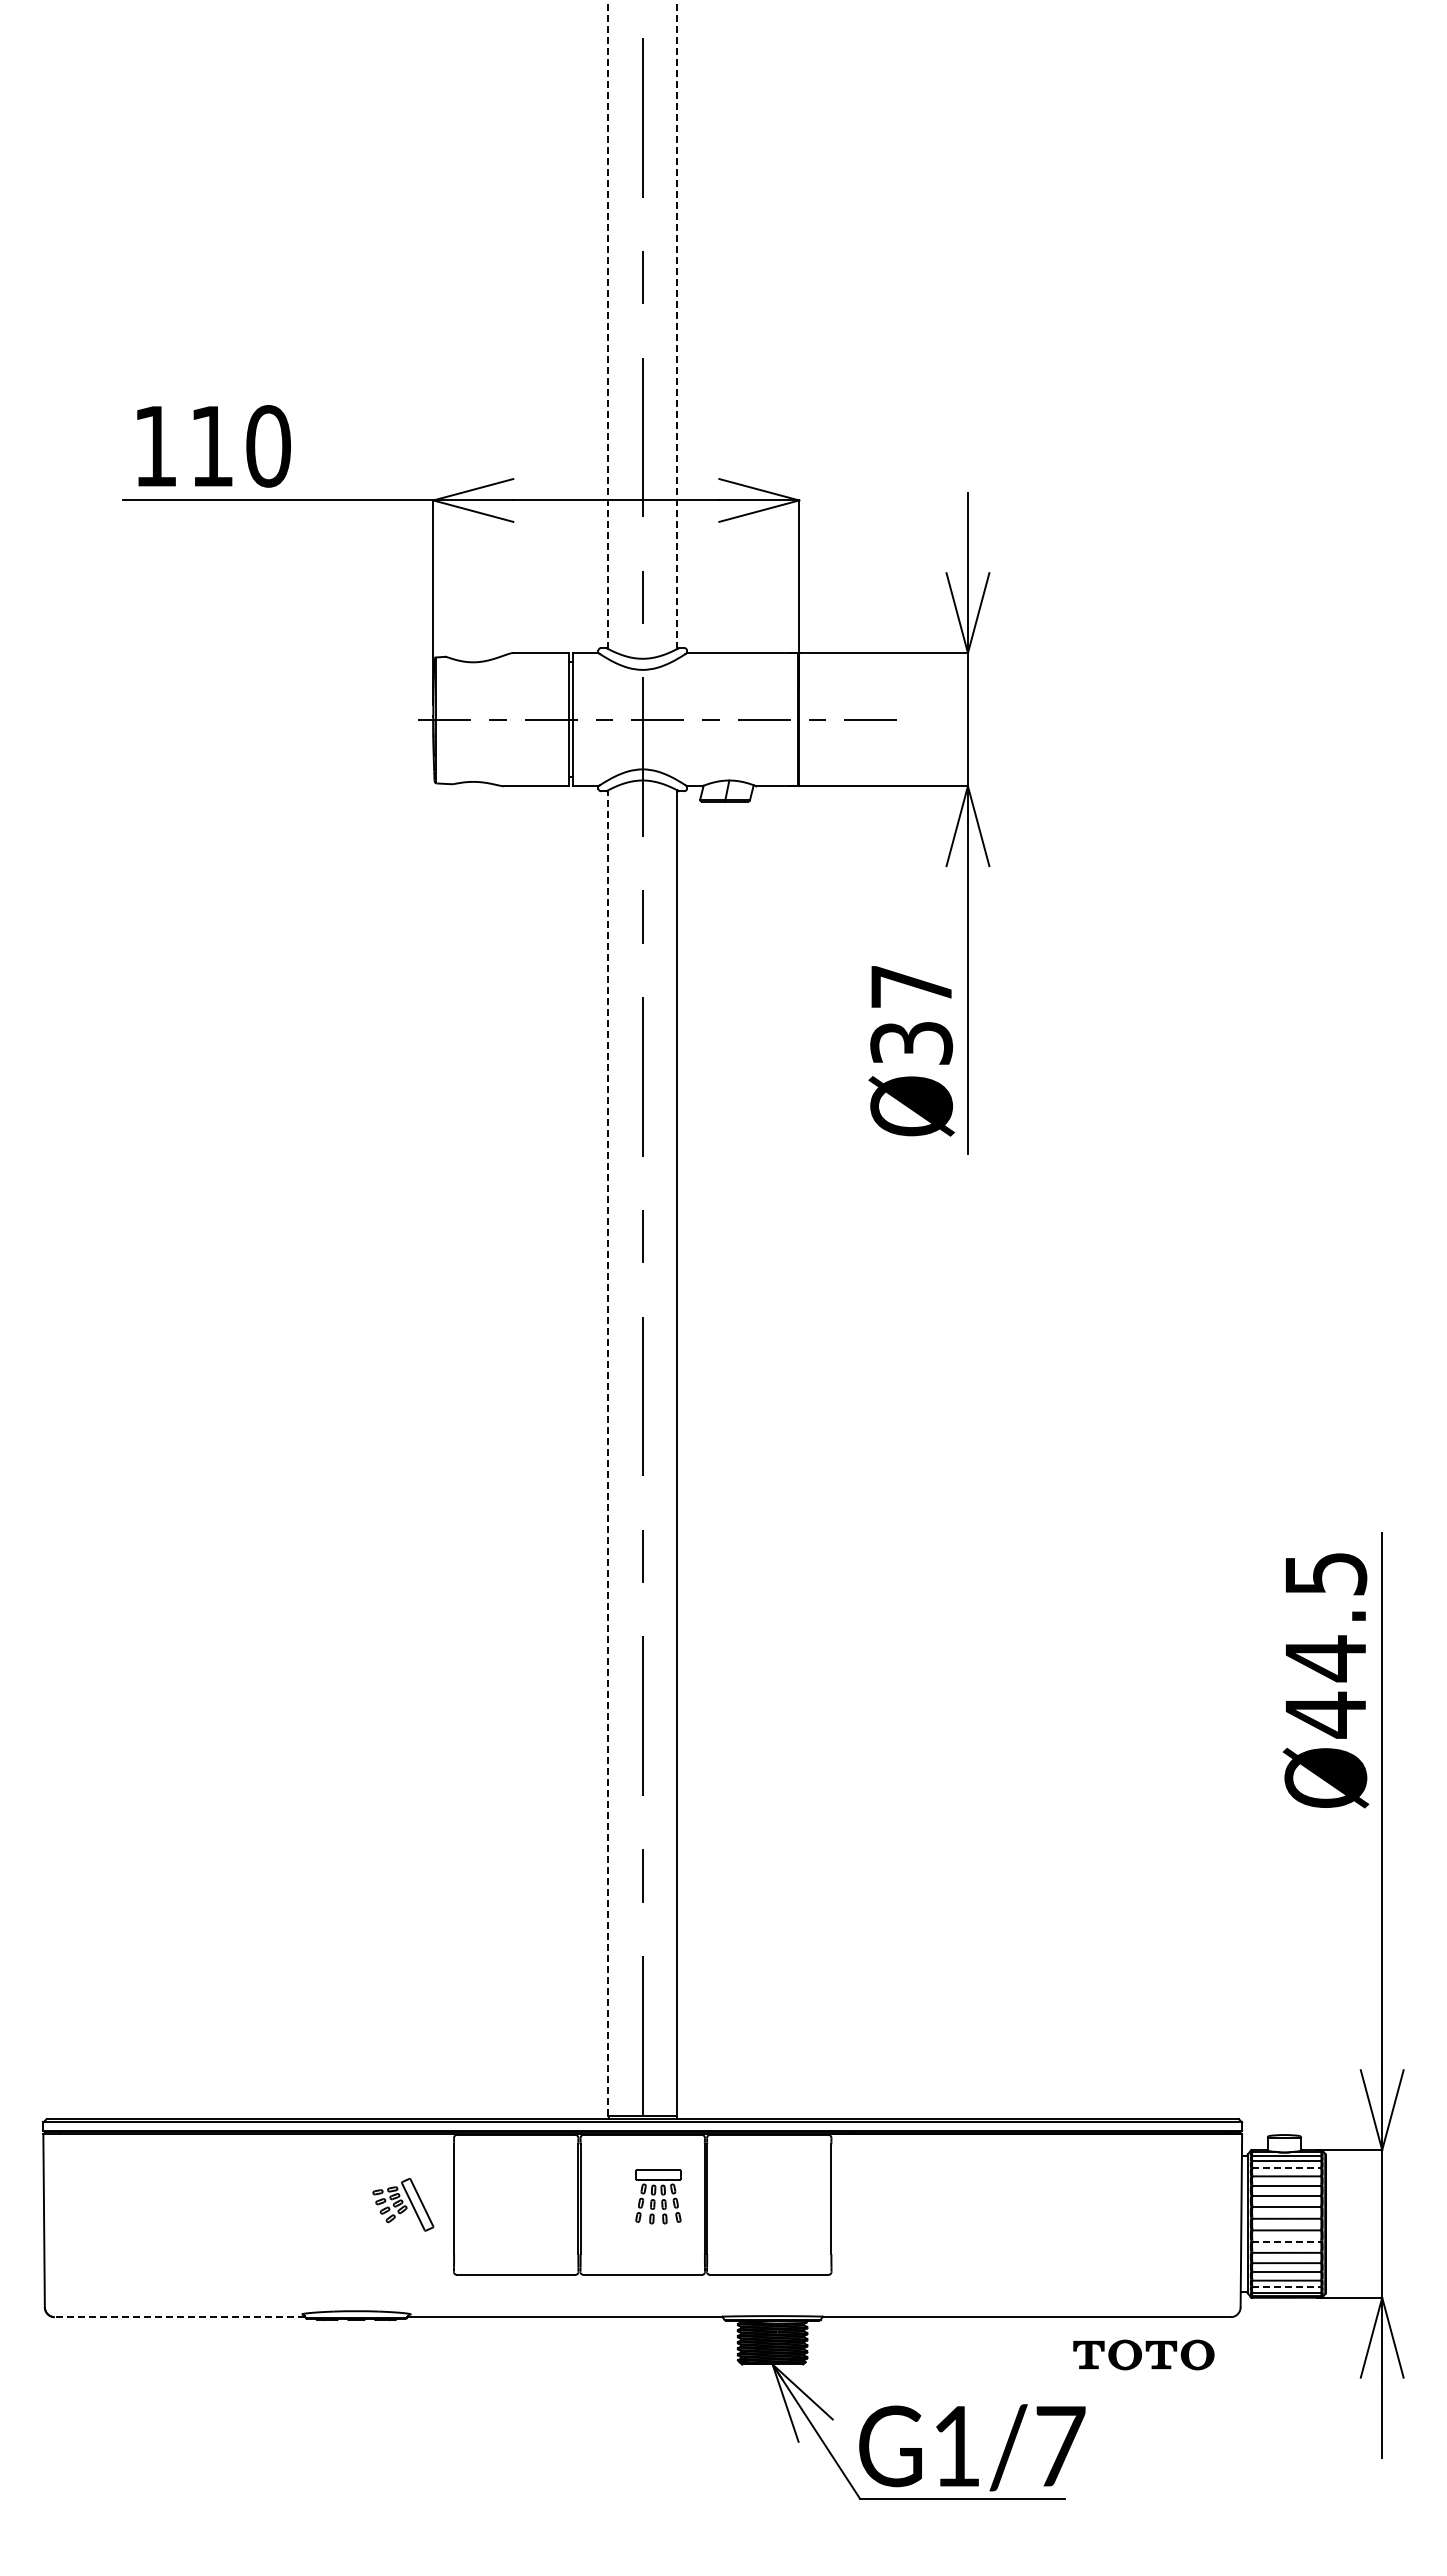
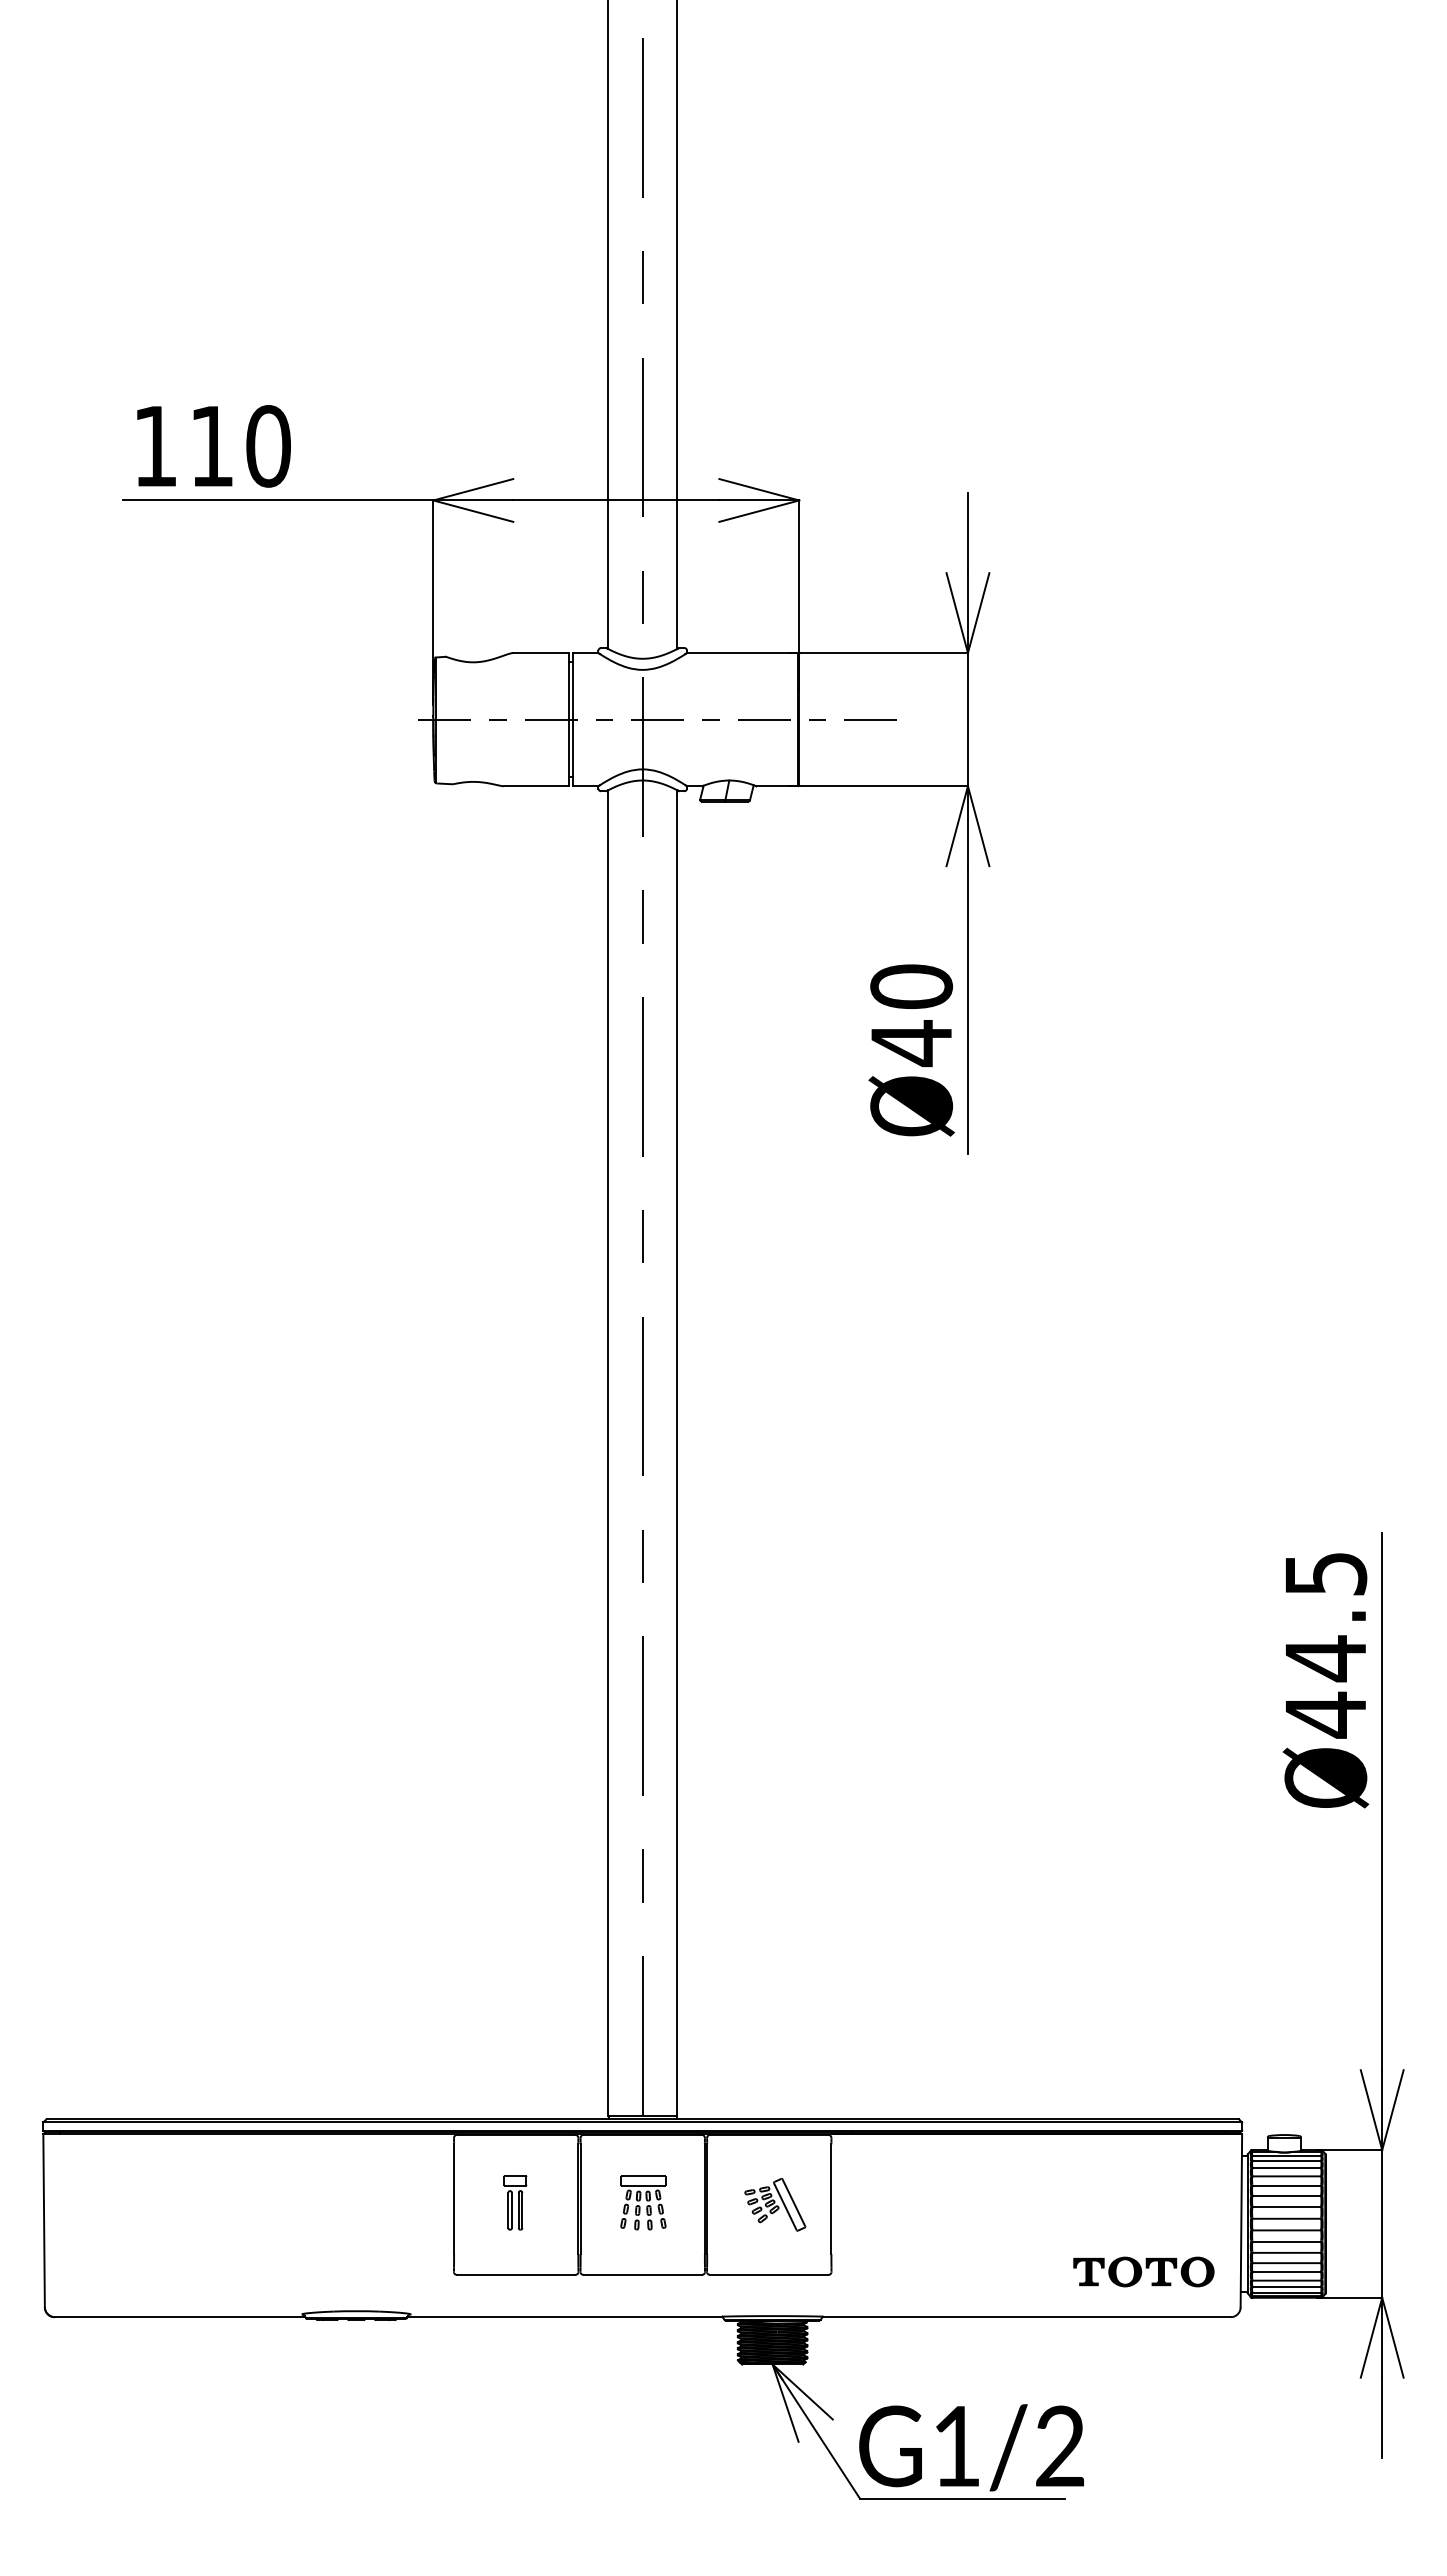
line: dashed -> solid (608, 324)
line: dashed -> solid (677, 324)
text: Ø37 -> Ø40 (911, 1015)
line: dashed -> solid (608, 1452)
line: dashed -> solid (1287, 2168)
part position: (658, 2196) -> (643, 2202) (643, 2202)
part: none -> present (515, 2202)
part position: (403, 2204) -> (775, 2204) (775, 2204)
line: dashed -> solid (1287, 2241)
line: dashed -> solid (1287, 2287)
line: dashed -> solid (179, 2317)
part position: (1143, 2354) -> (1143, 2271) (1143, 2271)
text: G1/7 -> G1/2 (1060, 2445)
